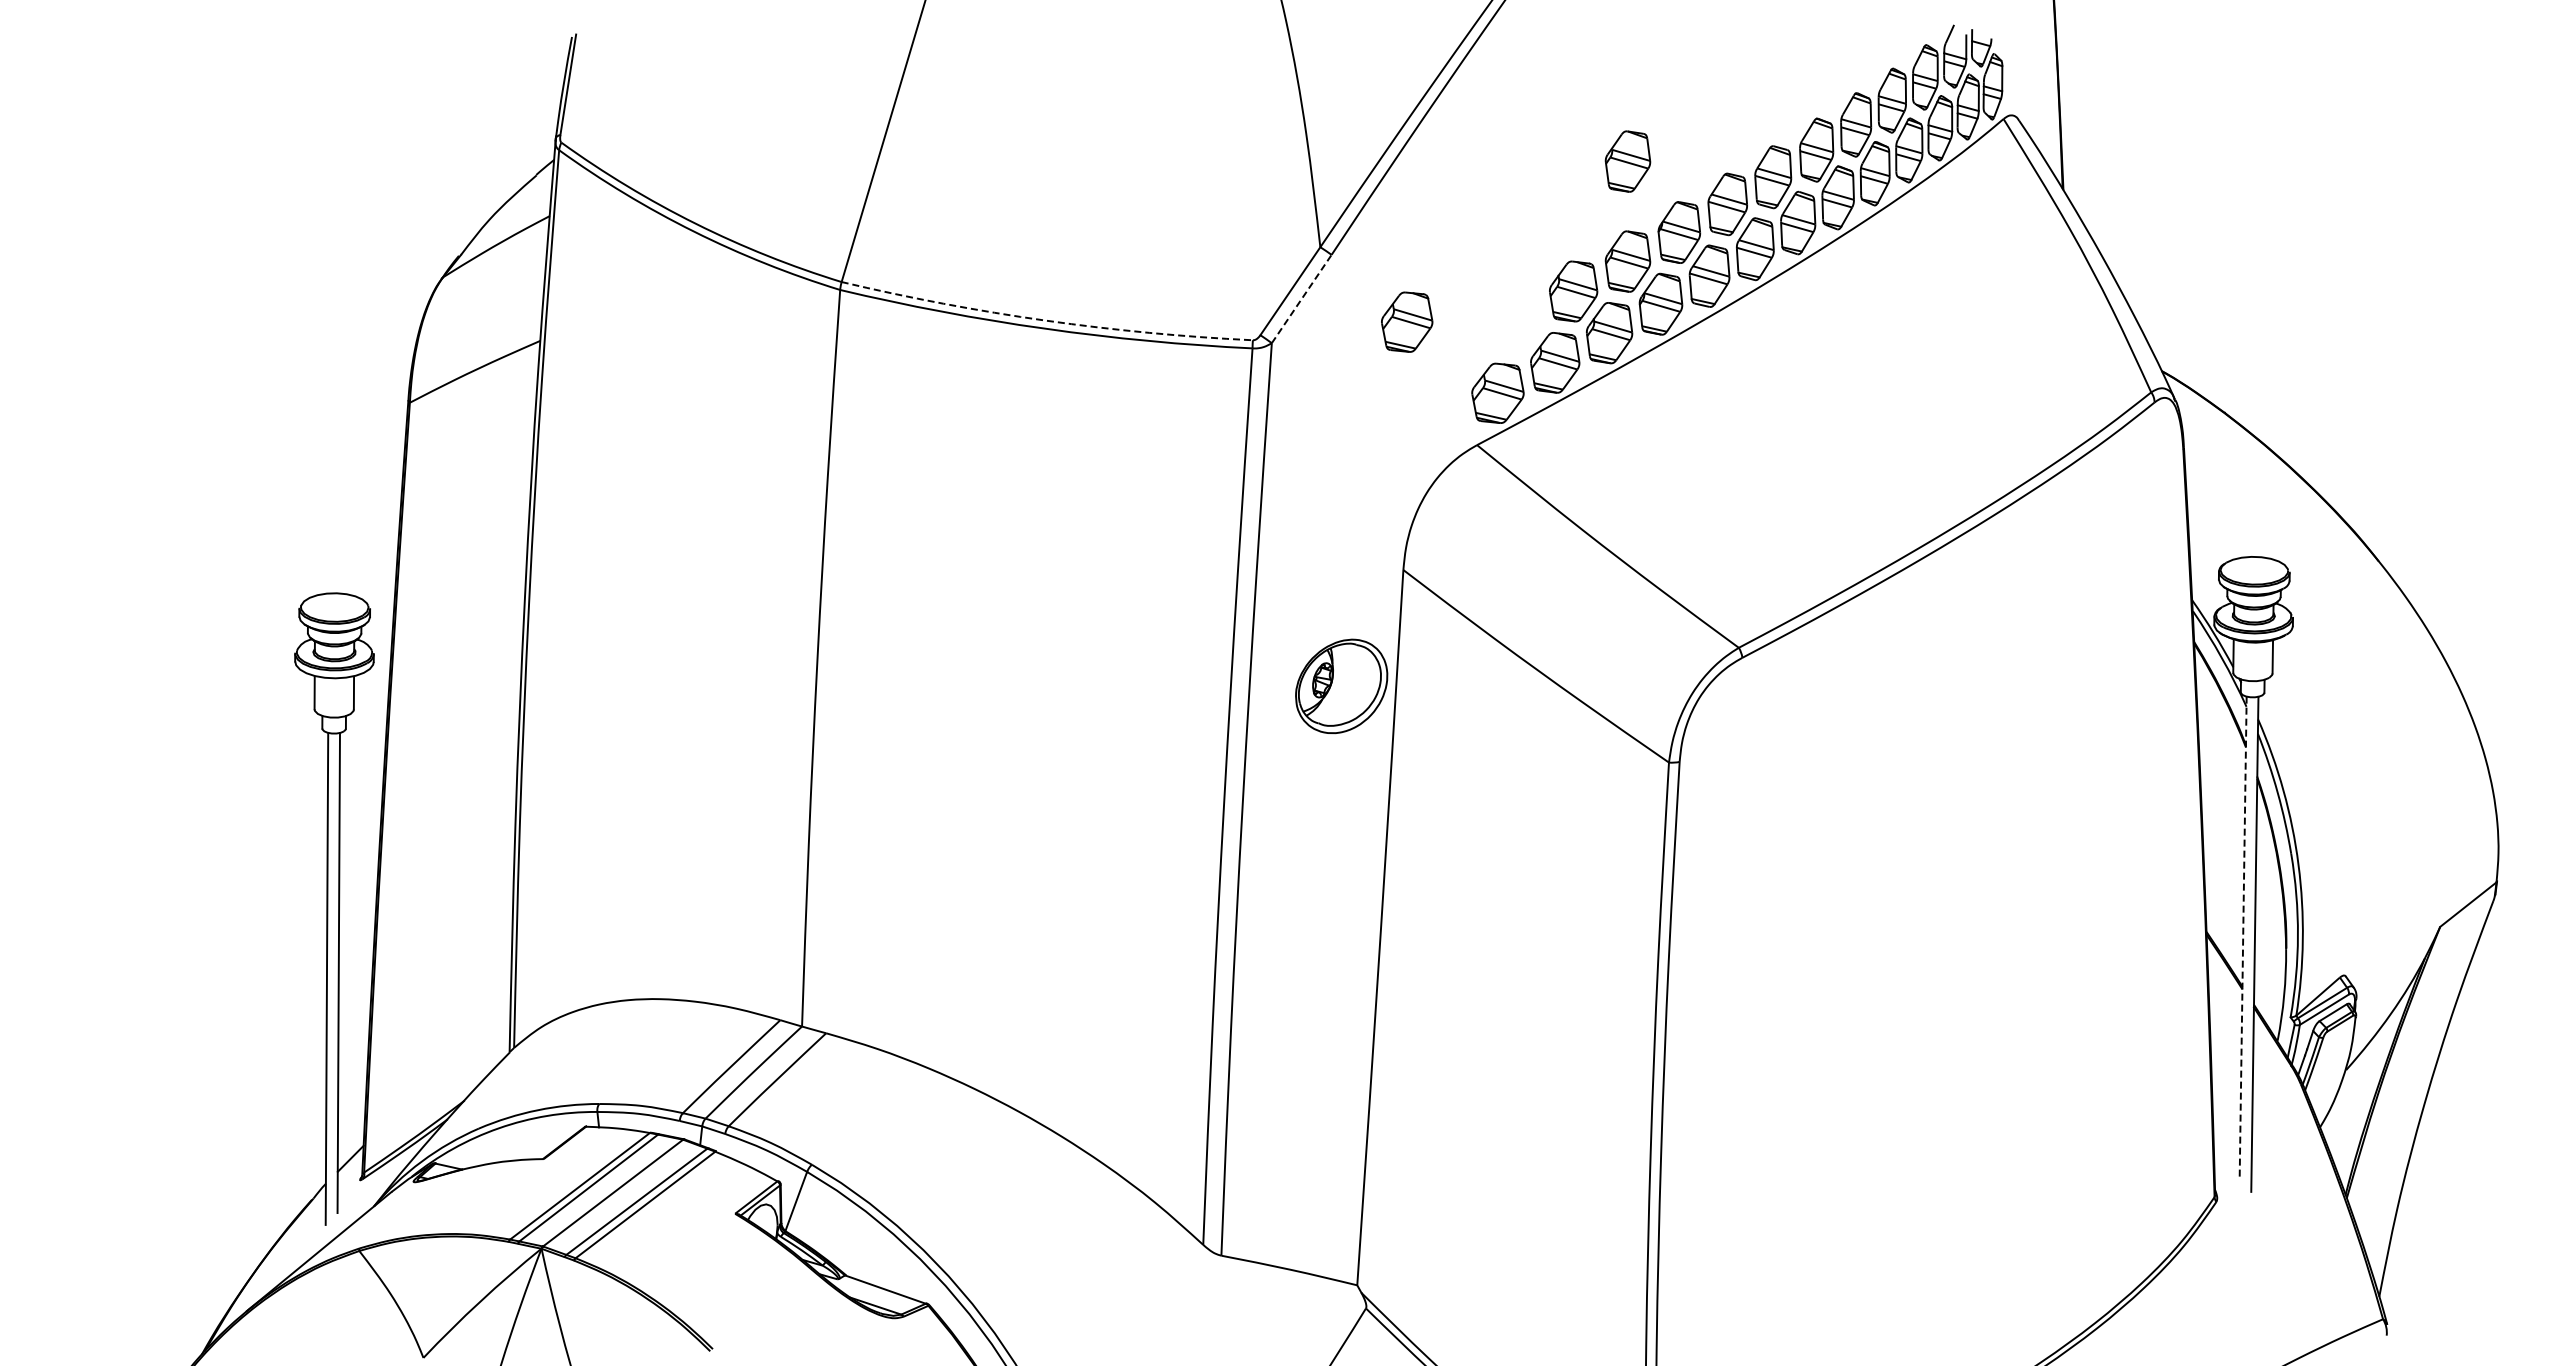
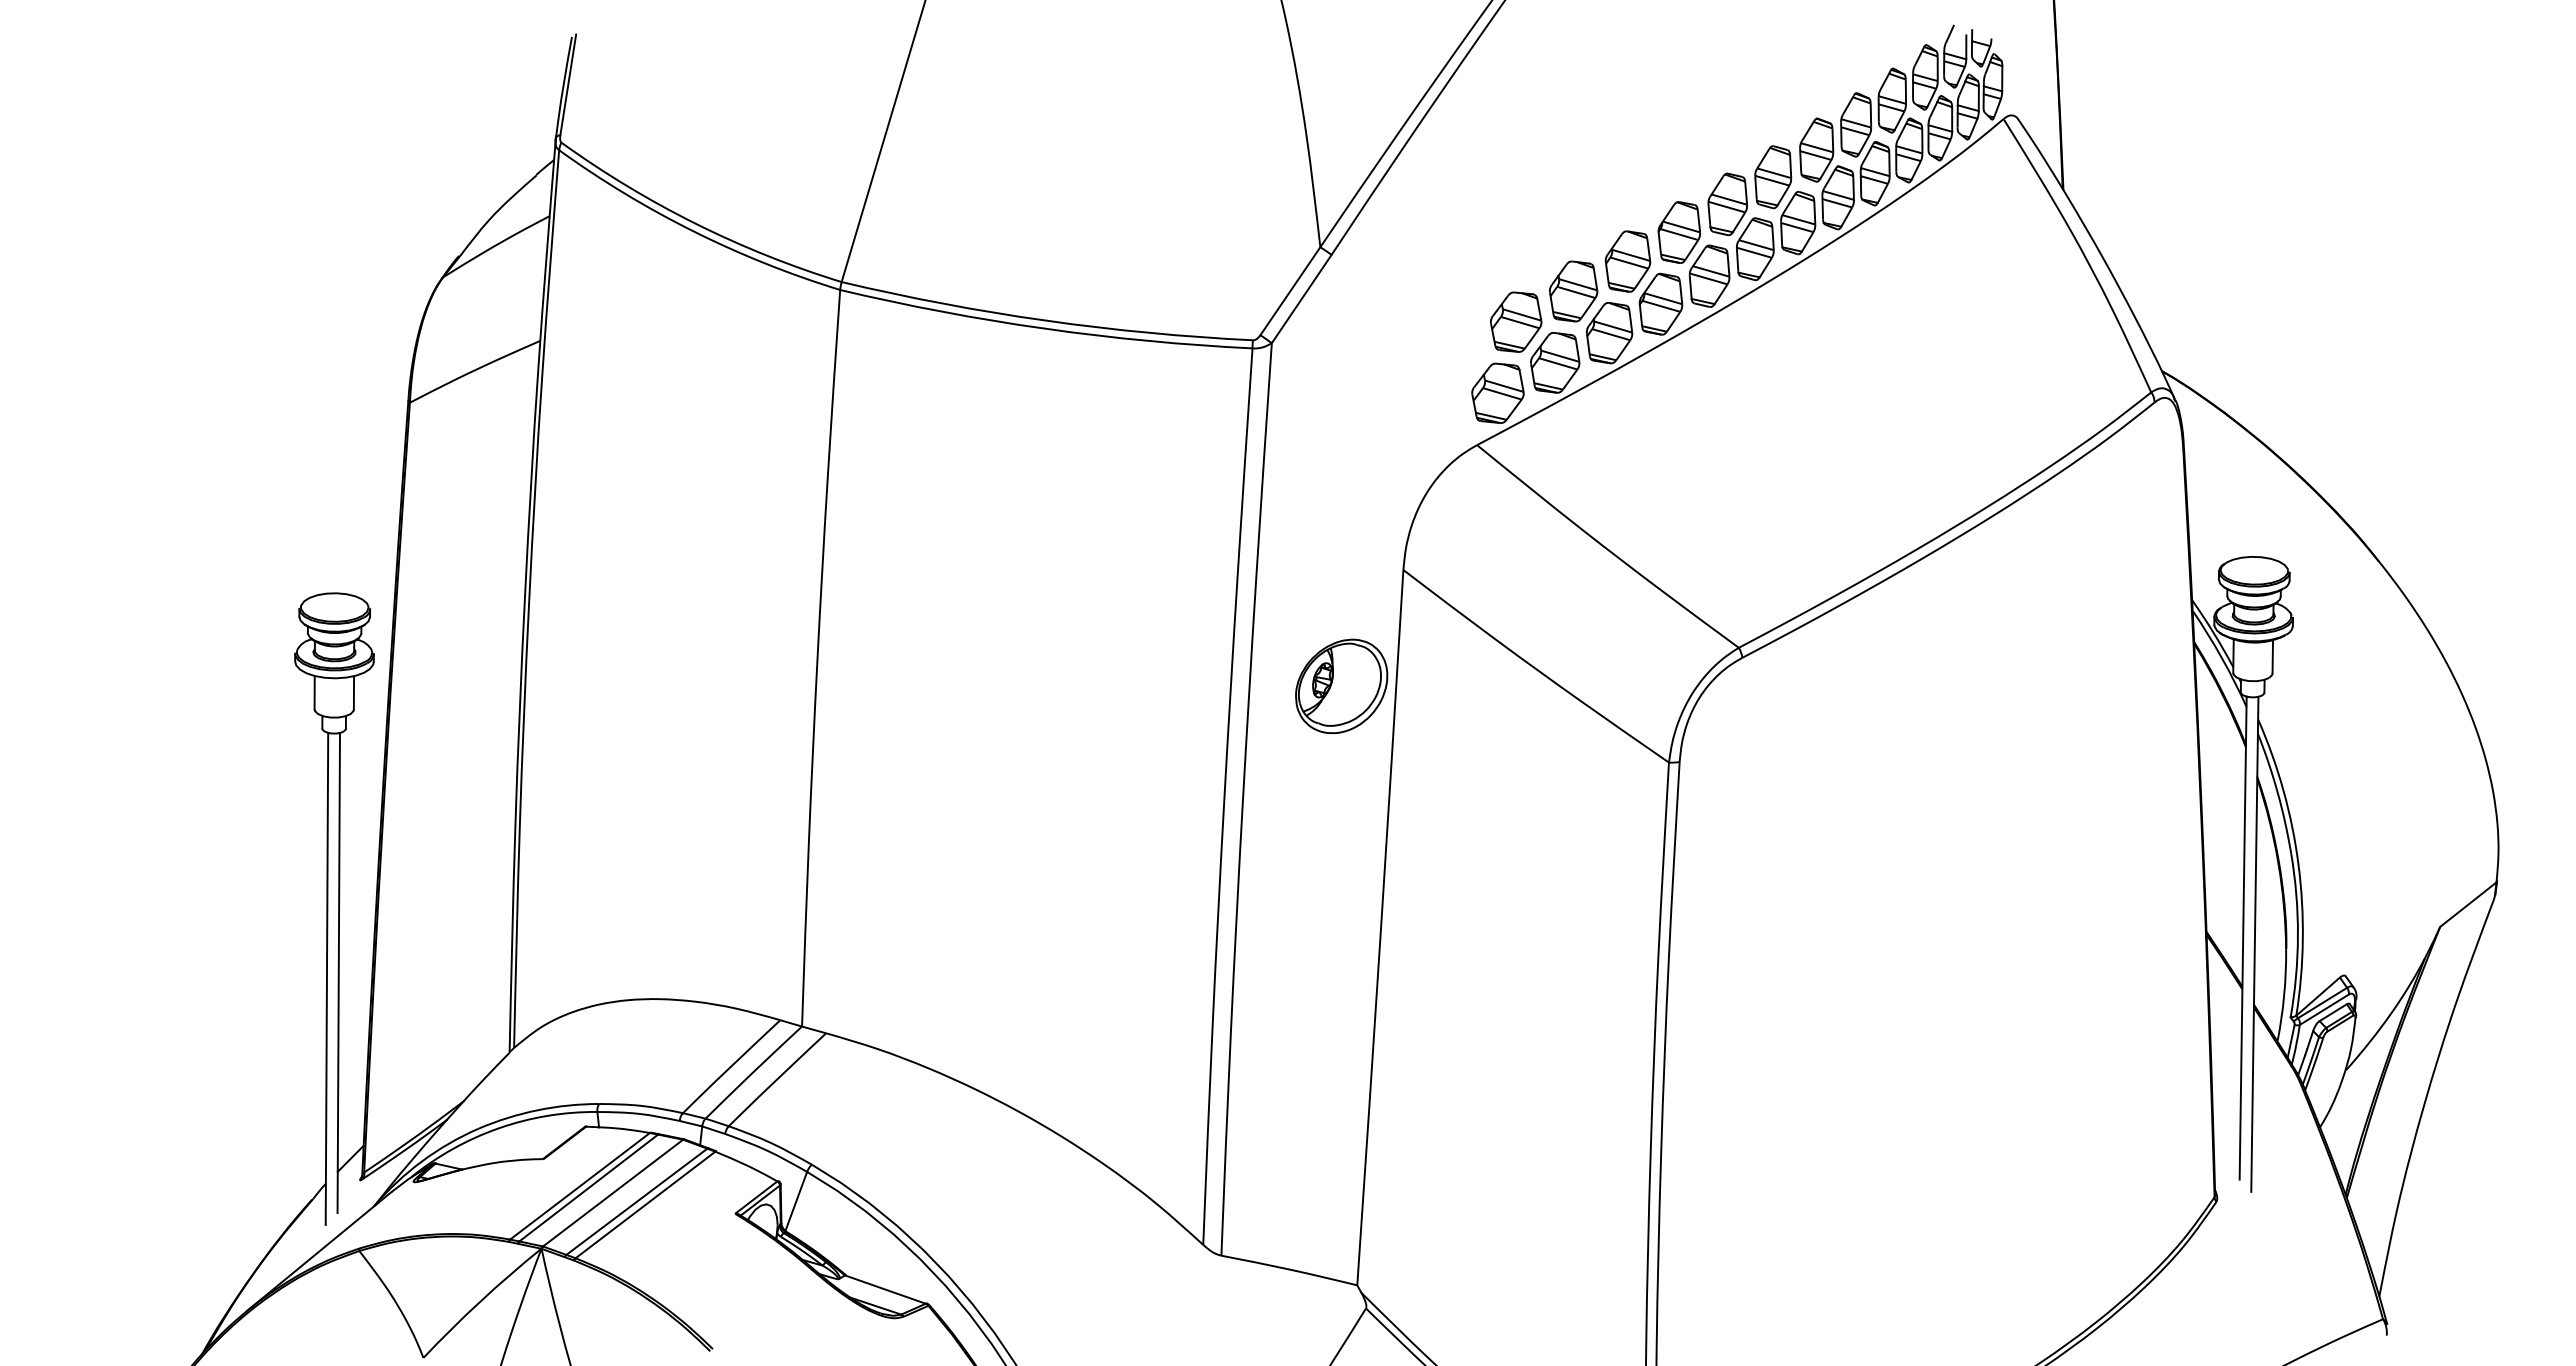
part: present -> none (1627, 161)
line: dashed -> solid (1302, 298)
arc: dashed -> solid (1045, 320)
part position: (1407, 321) -> (1516, 321) (1516, 321)
line: dashed -> solid (2243, 938)
